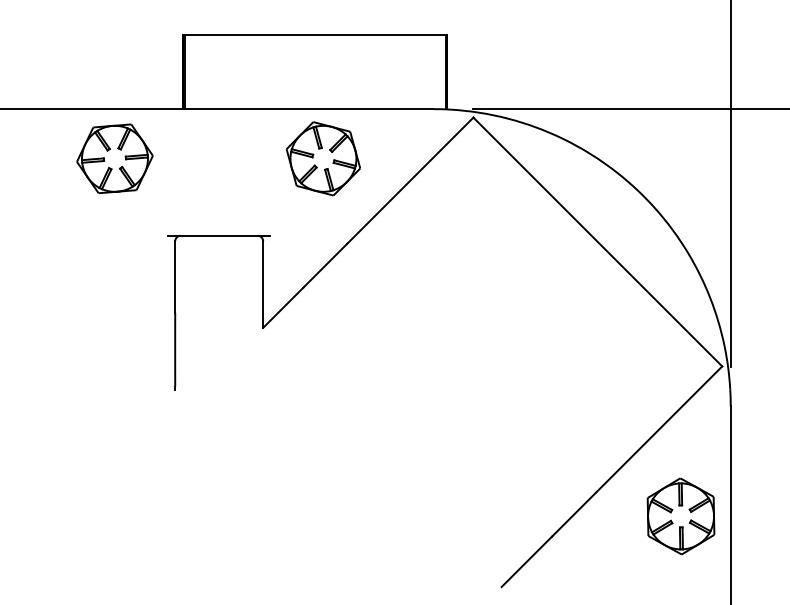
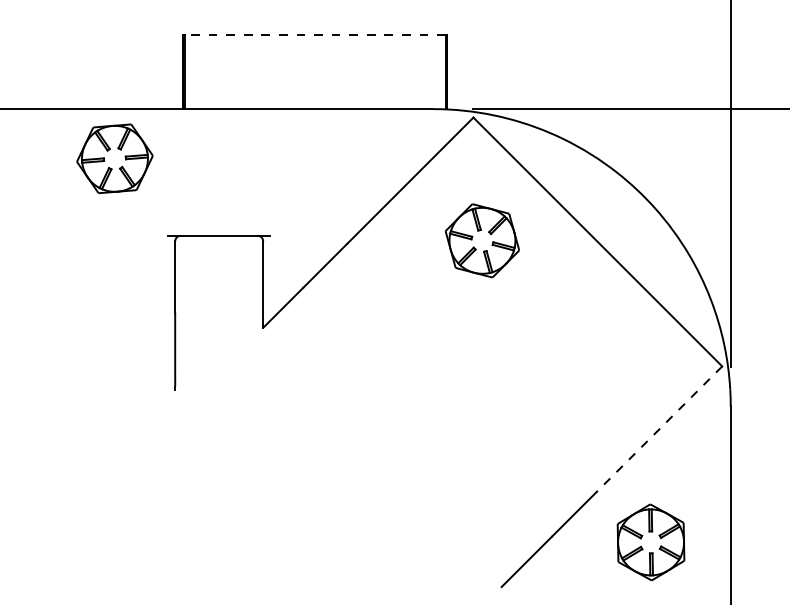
line: solid -> dashed (315, 35)
part position: (322, 158) -> (481, 240) (481, 240)
line: solid -> dashed (658, 429)
part position: (680, 516) -> (650, 542) (650, 542)
